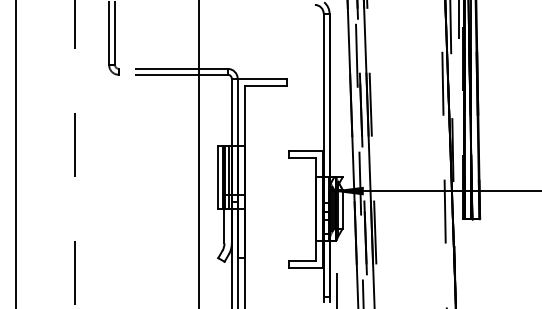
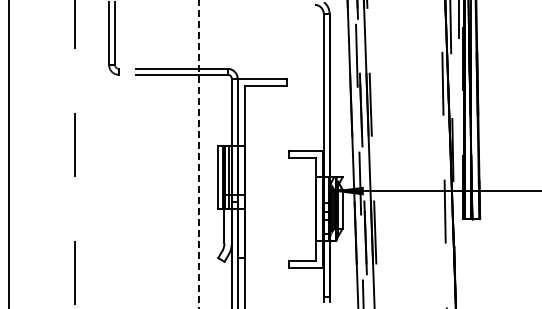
line position: (16, 153) -> (9, 153) (9, 153)
line: solid -> dashed (199, 154)
line: present -> none (336, 288)
